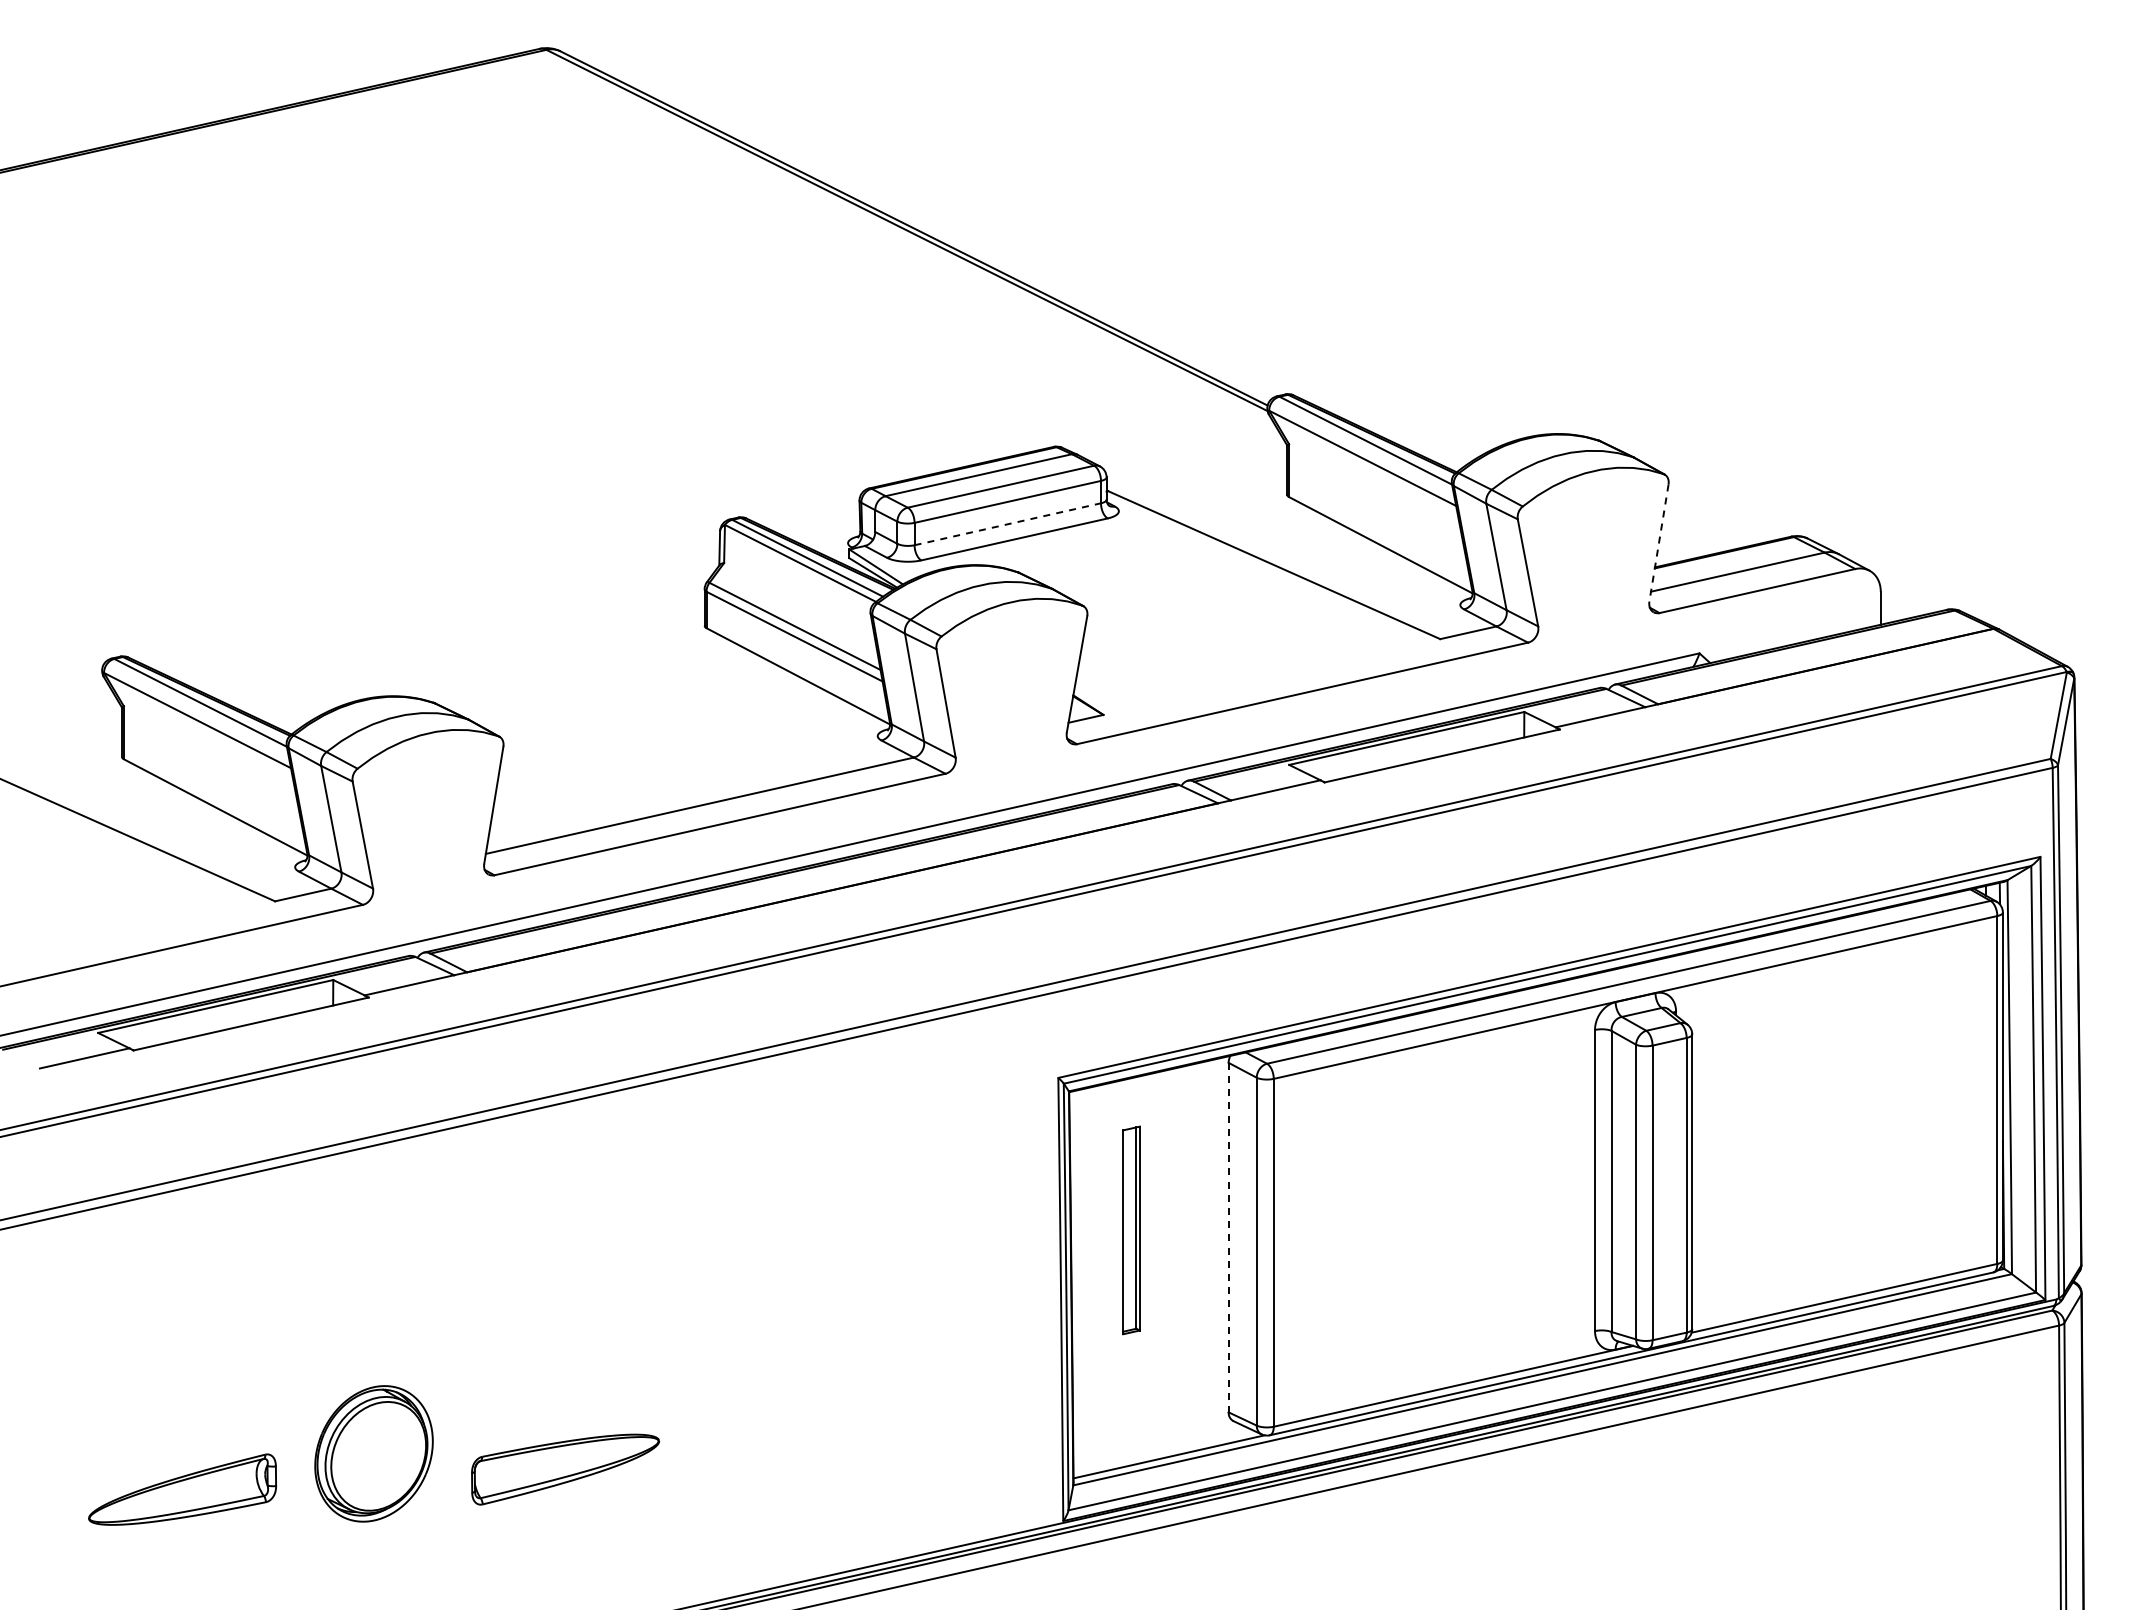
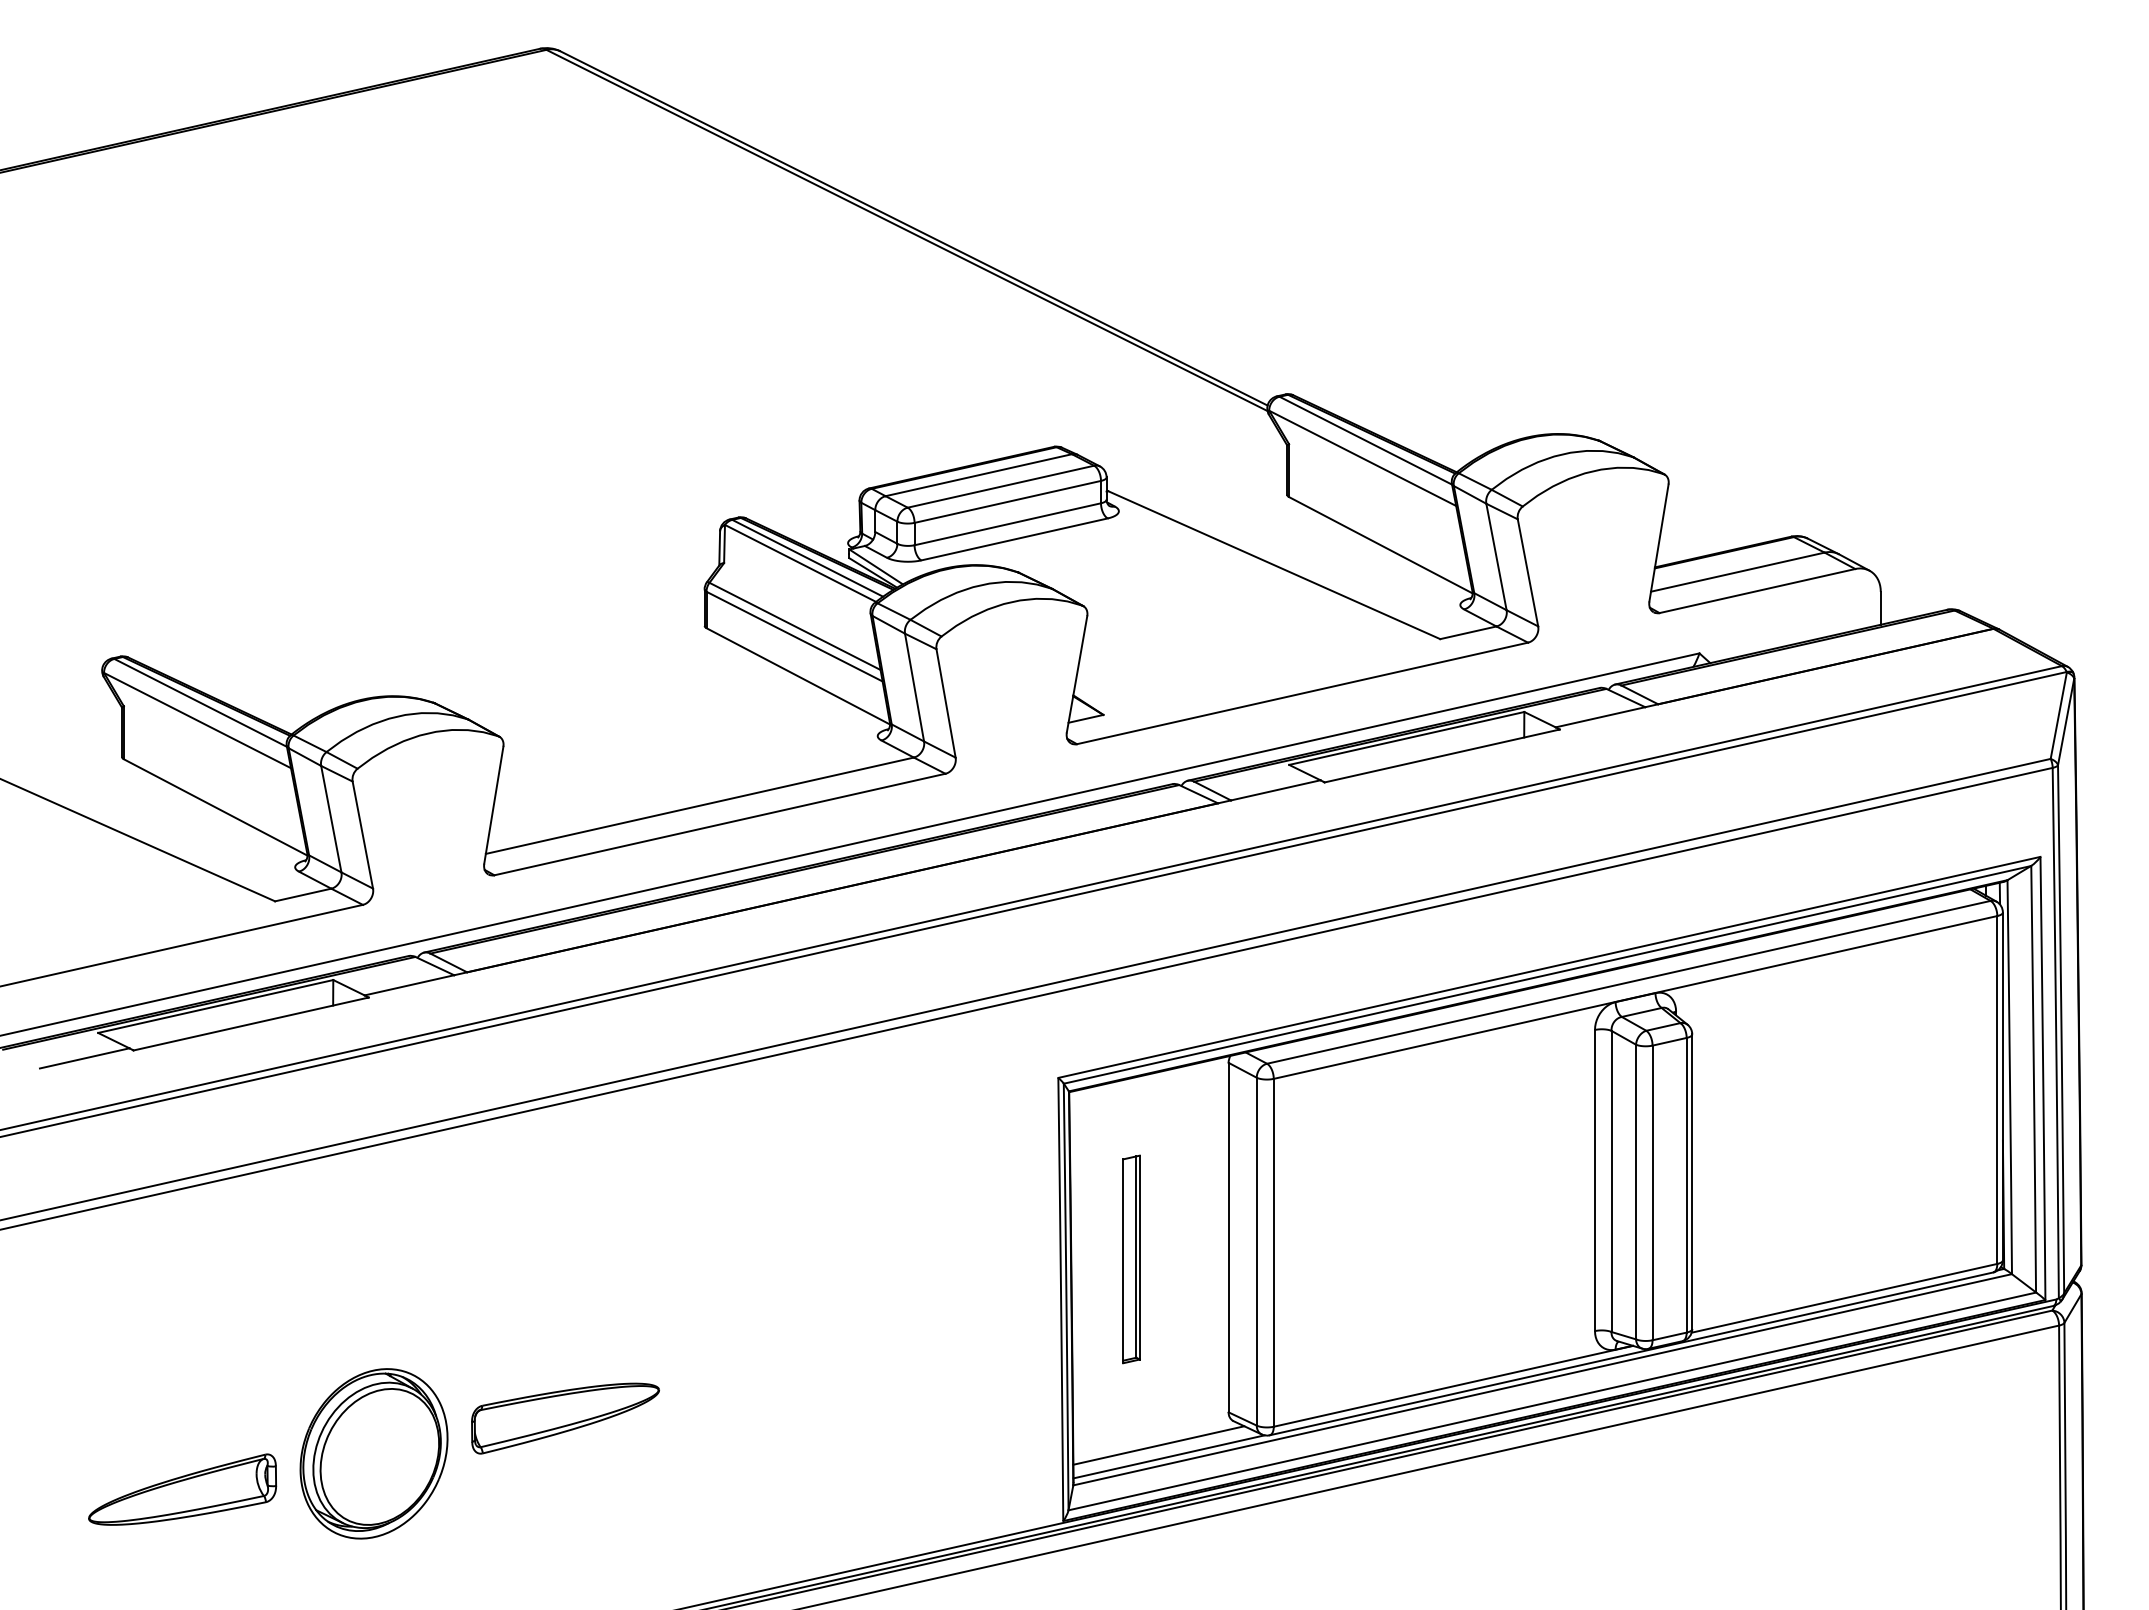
line: dashed -> solid (1007, 524)
line: dashed -> solid (1658, 543)
part position: (1131, 1230) -> (1131, 1259) (1131, 1259)
line: dashed -> solid (1228, 1237)
line: none -> present (1158, 1445)
part size: 120x138 px -> 150x172 px (373, 1453)
part position: (565, 1469) -> (565, 1418) (565, 1418)
